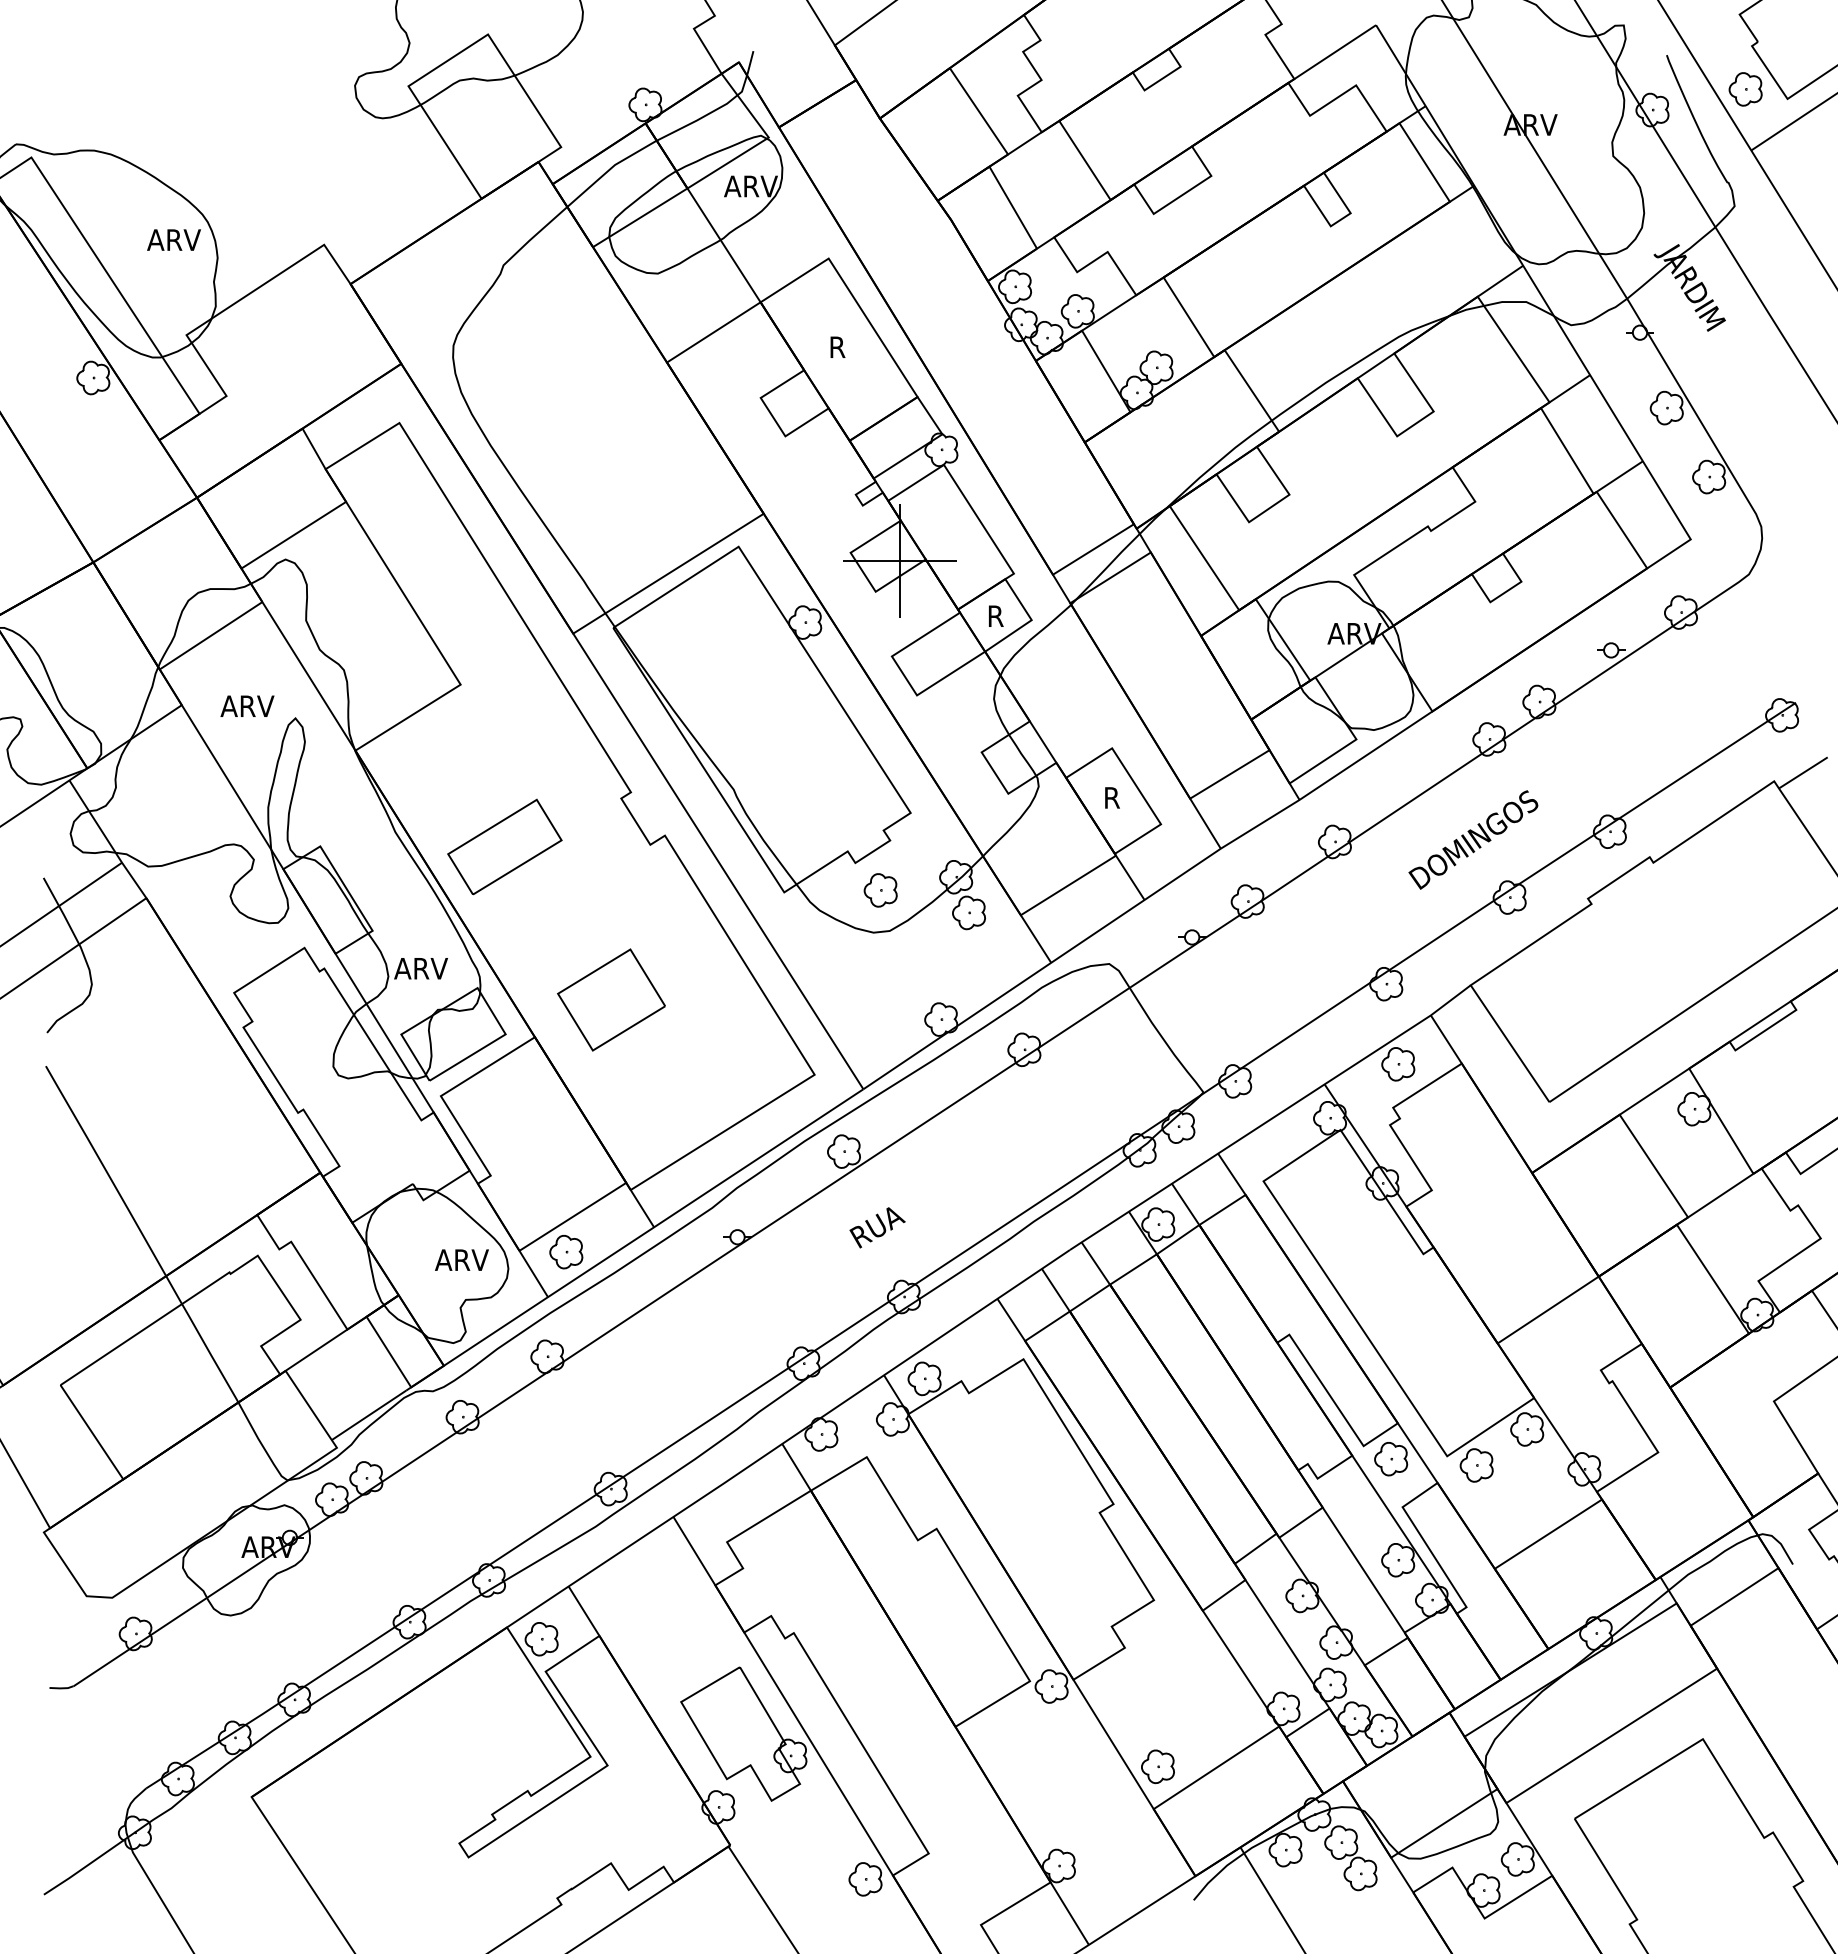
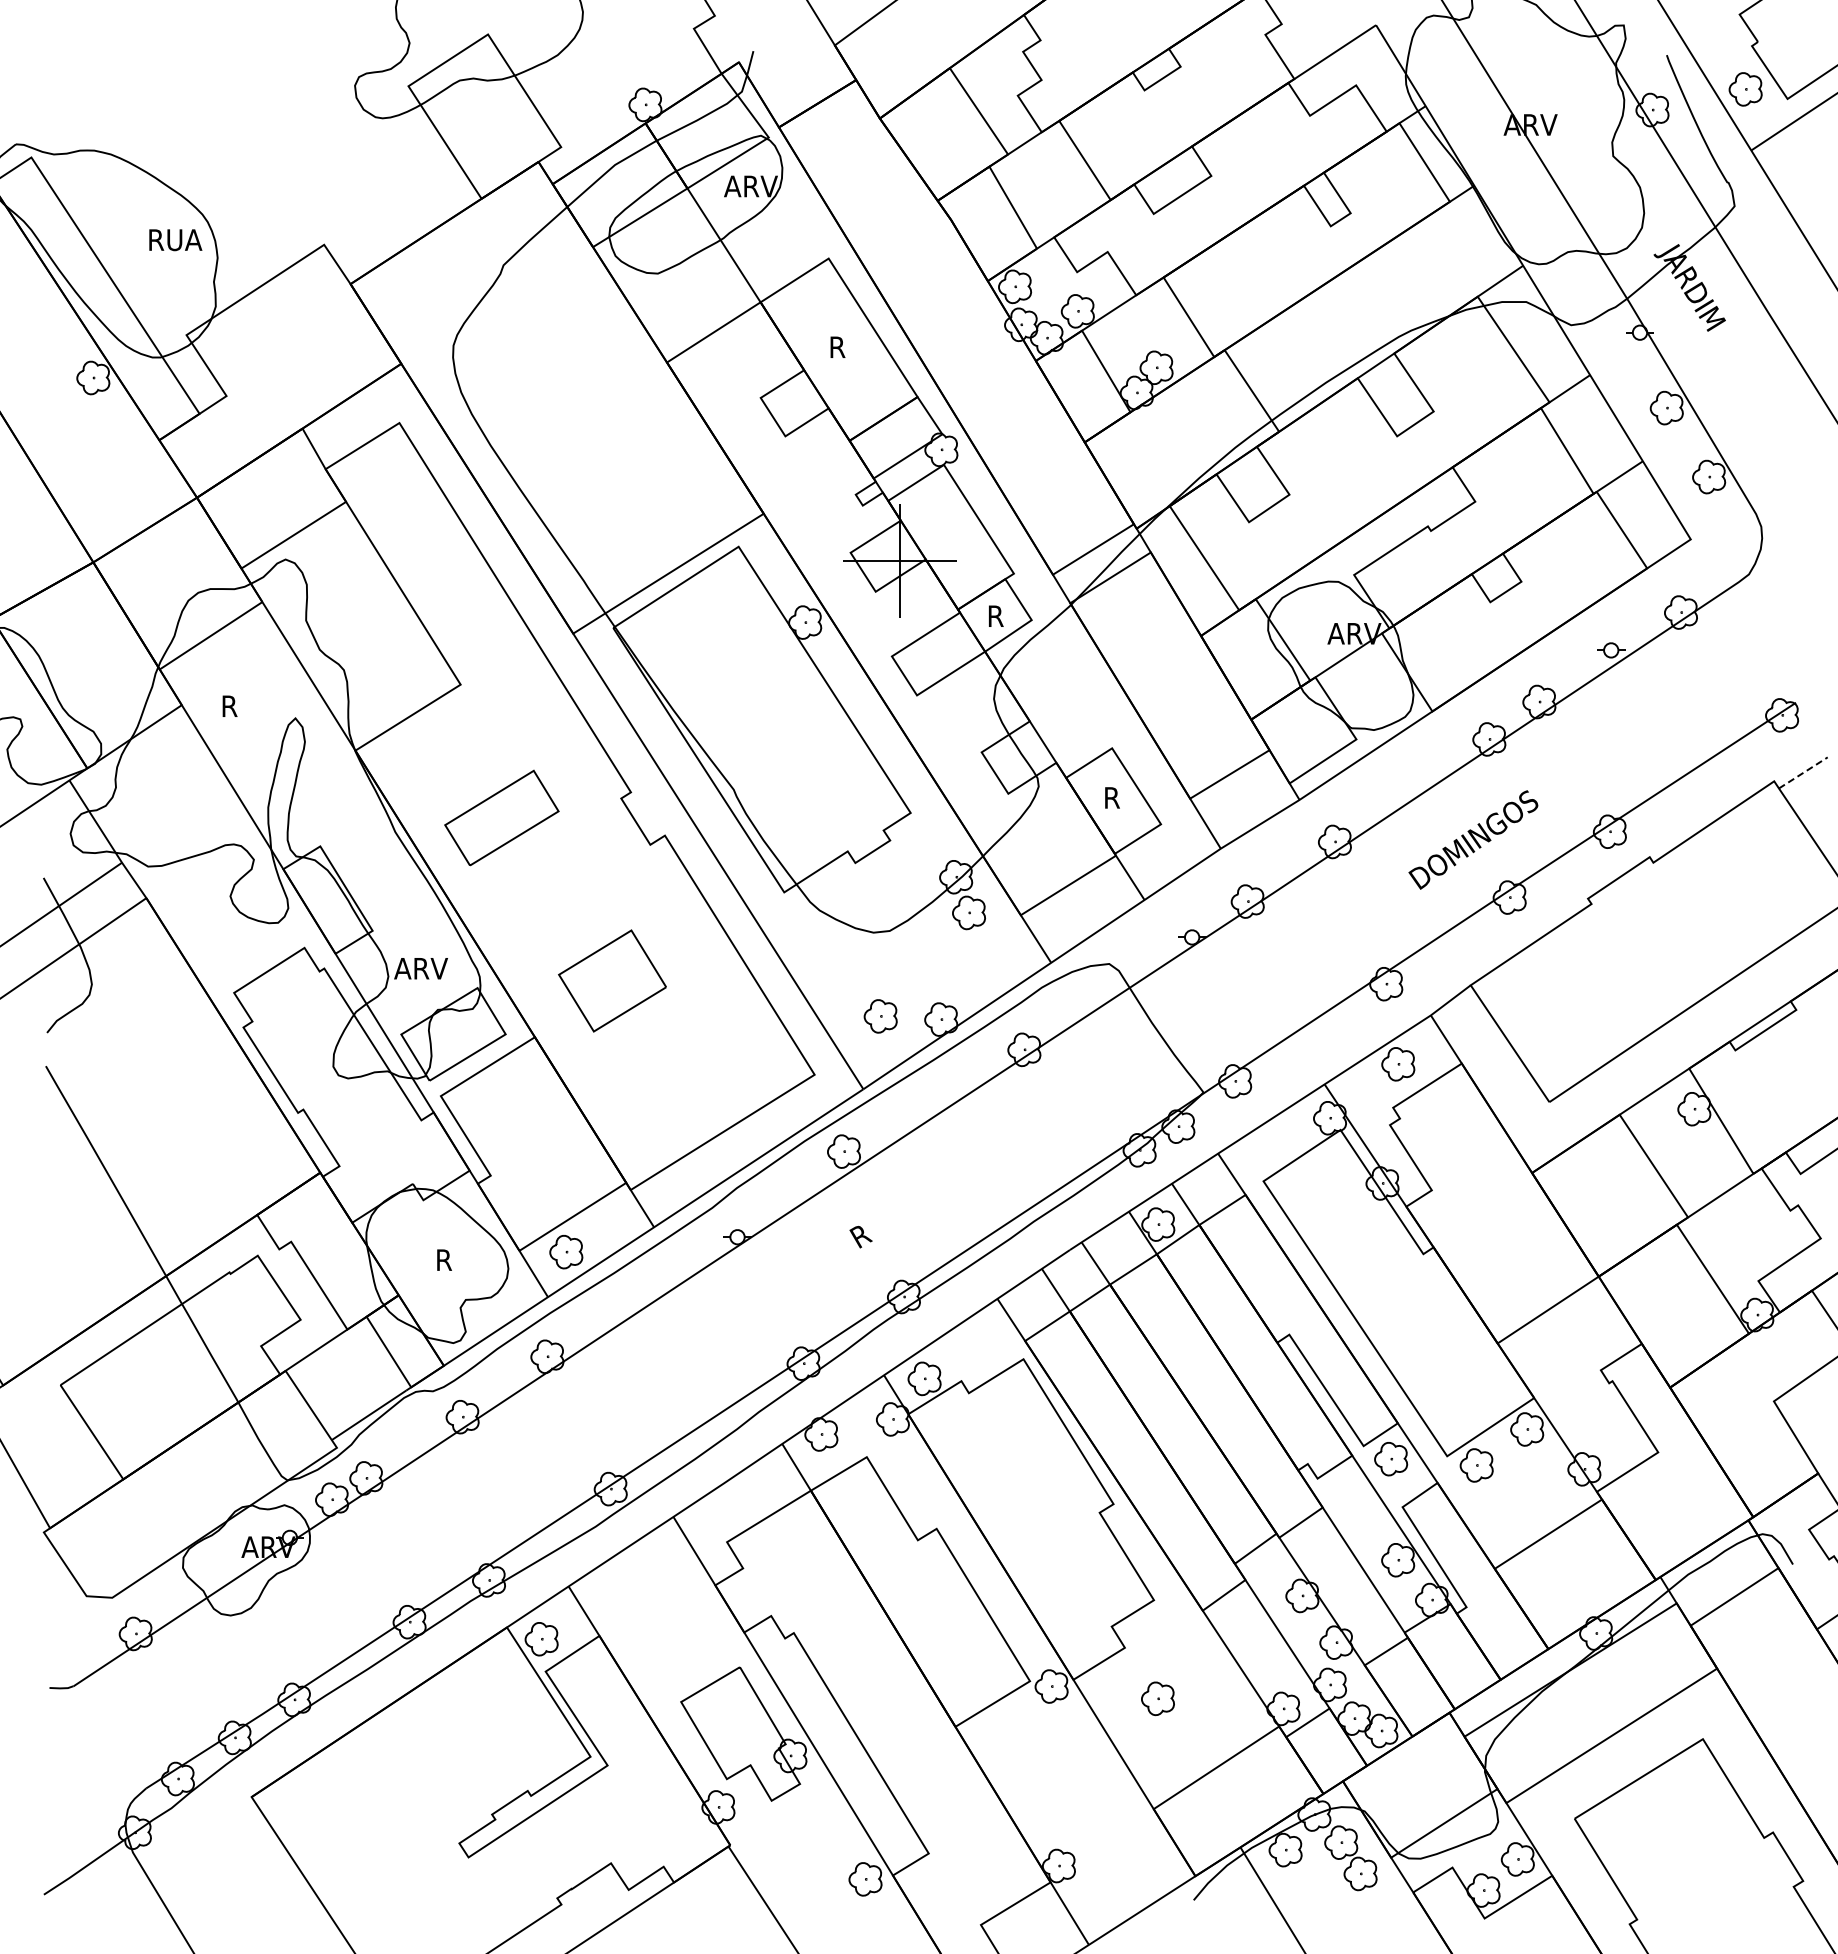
text: ARV -> RUA (174, 240)
text: ARV -> R (247, 705)
line: solid -> dashed (1803, 772)
part position: (504, 846) -> (501, 817) (501, 817)
part position: (880, 890) -> (880, 1016) (880, 1016)
part position: (611, 999) -> (612, 980) (612, 980)
text: RUA -> R (885, 1222)
text: ARV -> R (461, 1259)
part position: (1157, 1766) -> (1157, 1698) (1157, 1698)
